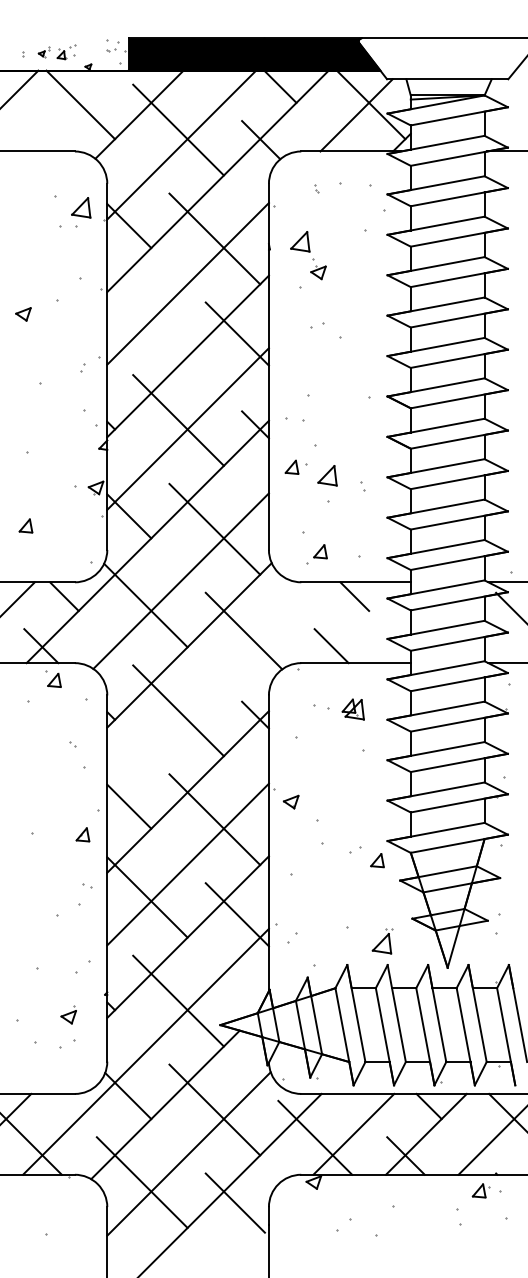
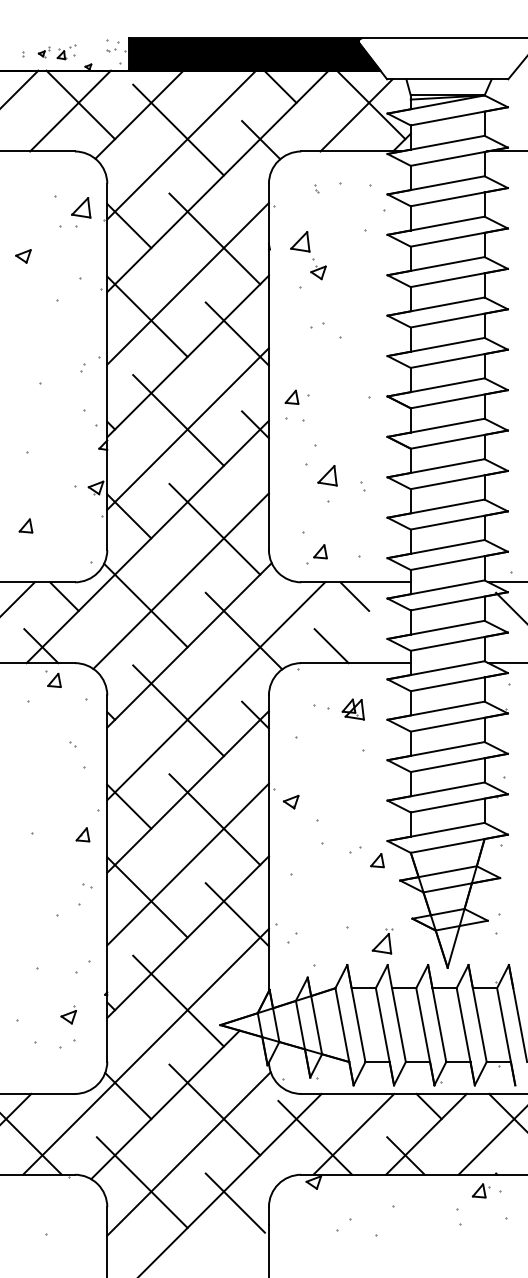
line: none -> present (70, 110)
part position: (23, 314) -> (23, 256) (23, 256)
line: none -> present (147, 316)
part position: (291, 466) -> (291, 396) (291, 396)
line: none -> present (216, 691)
